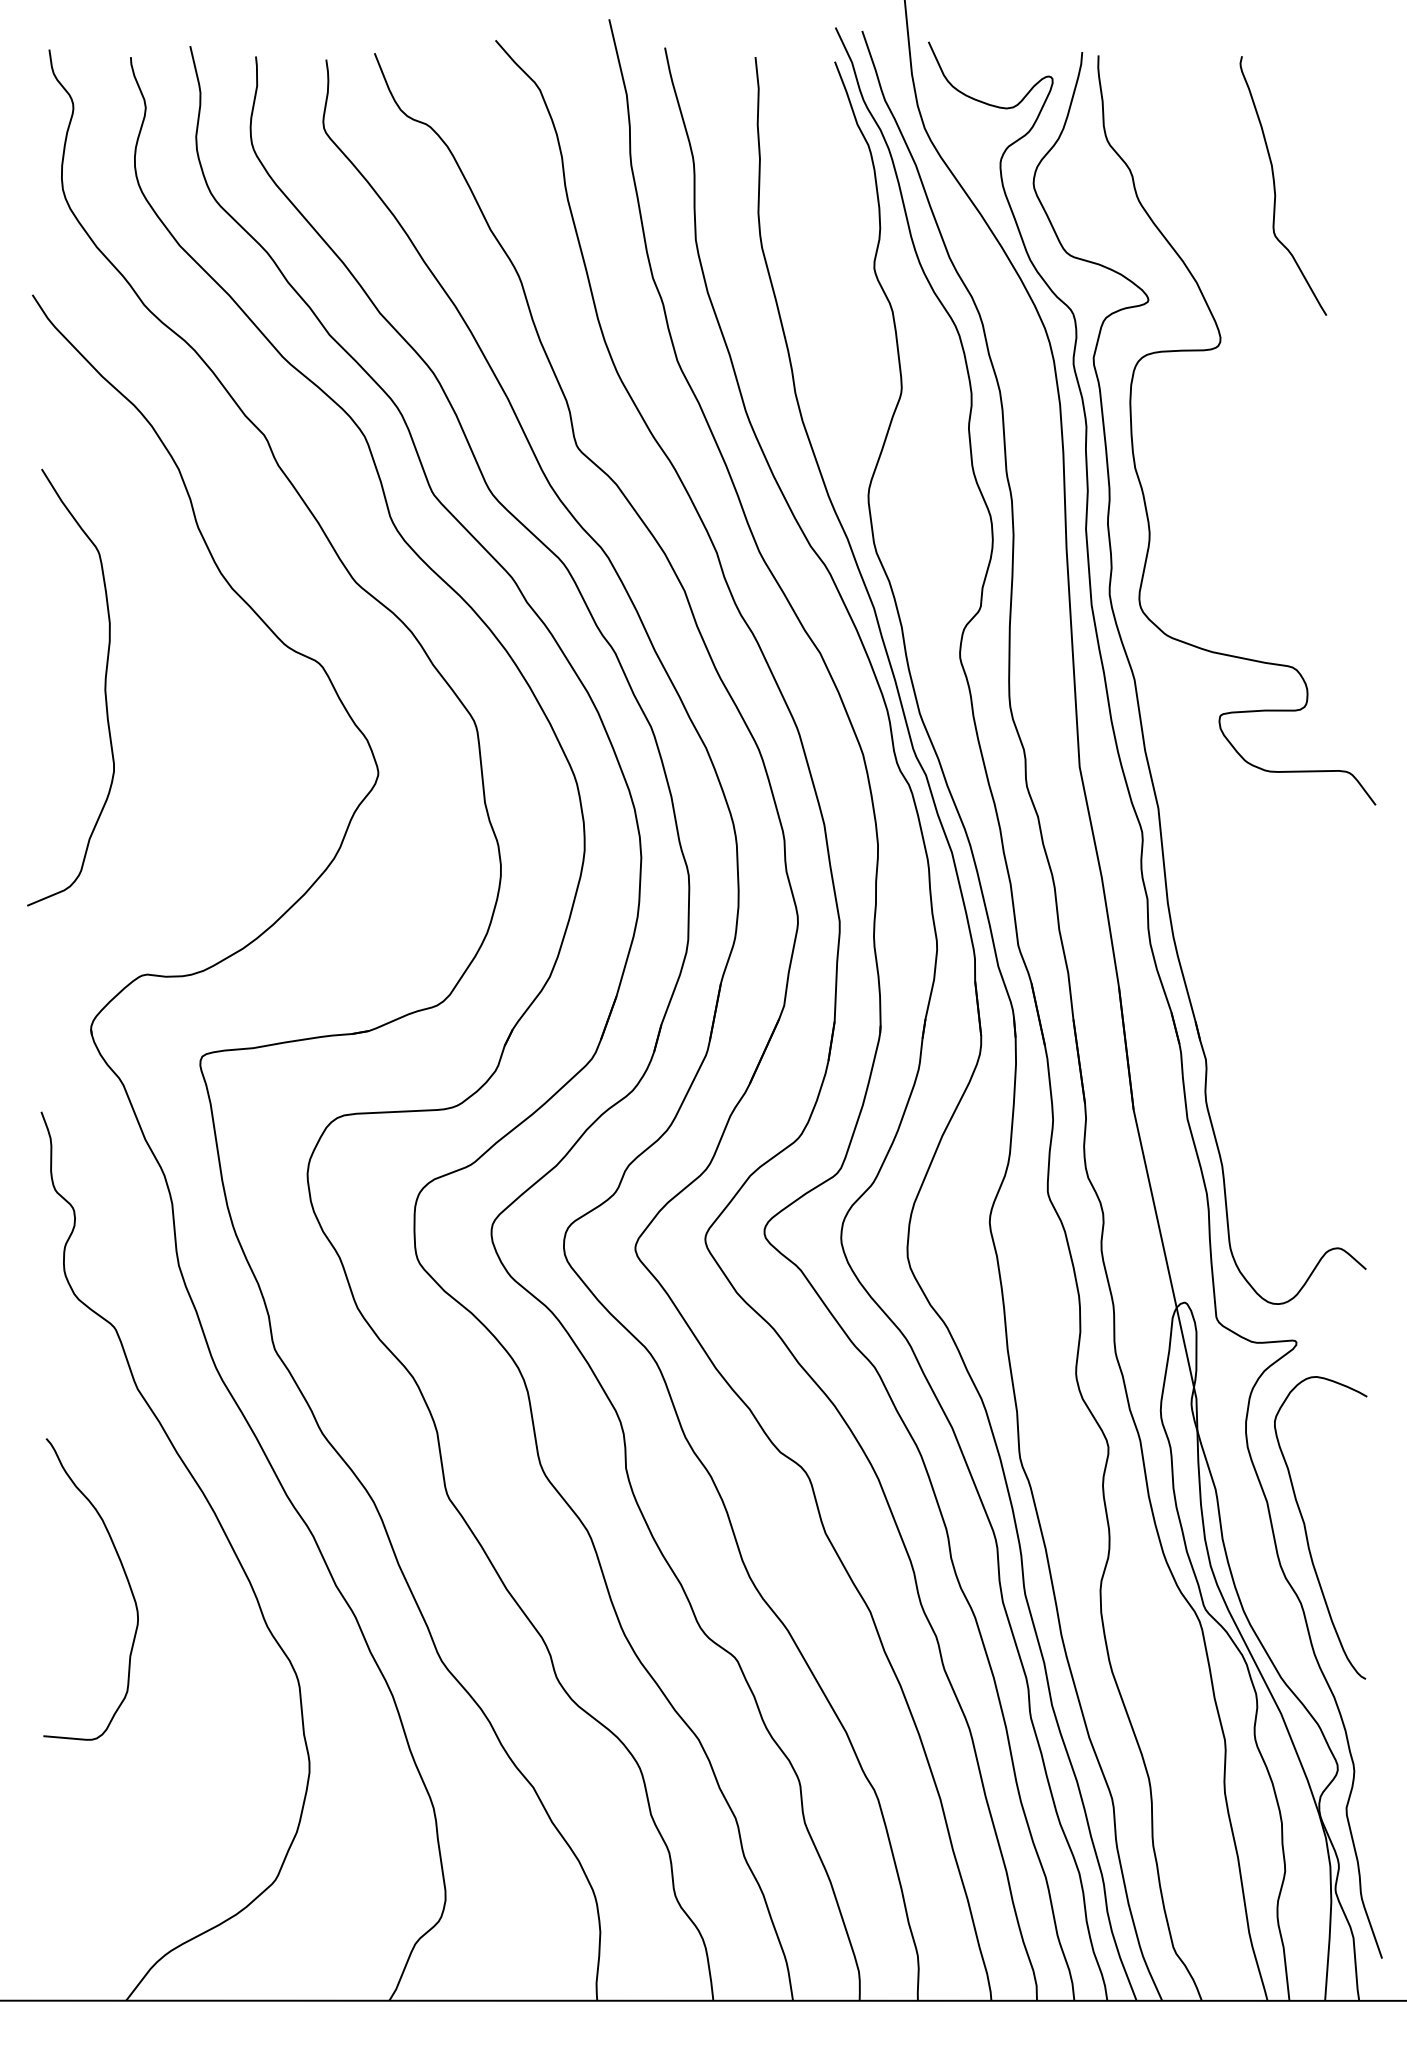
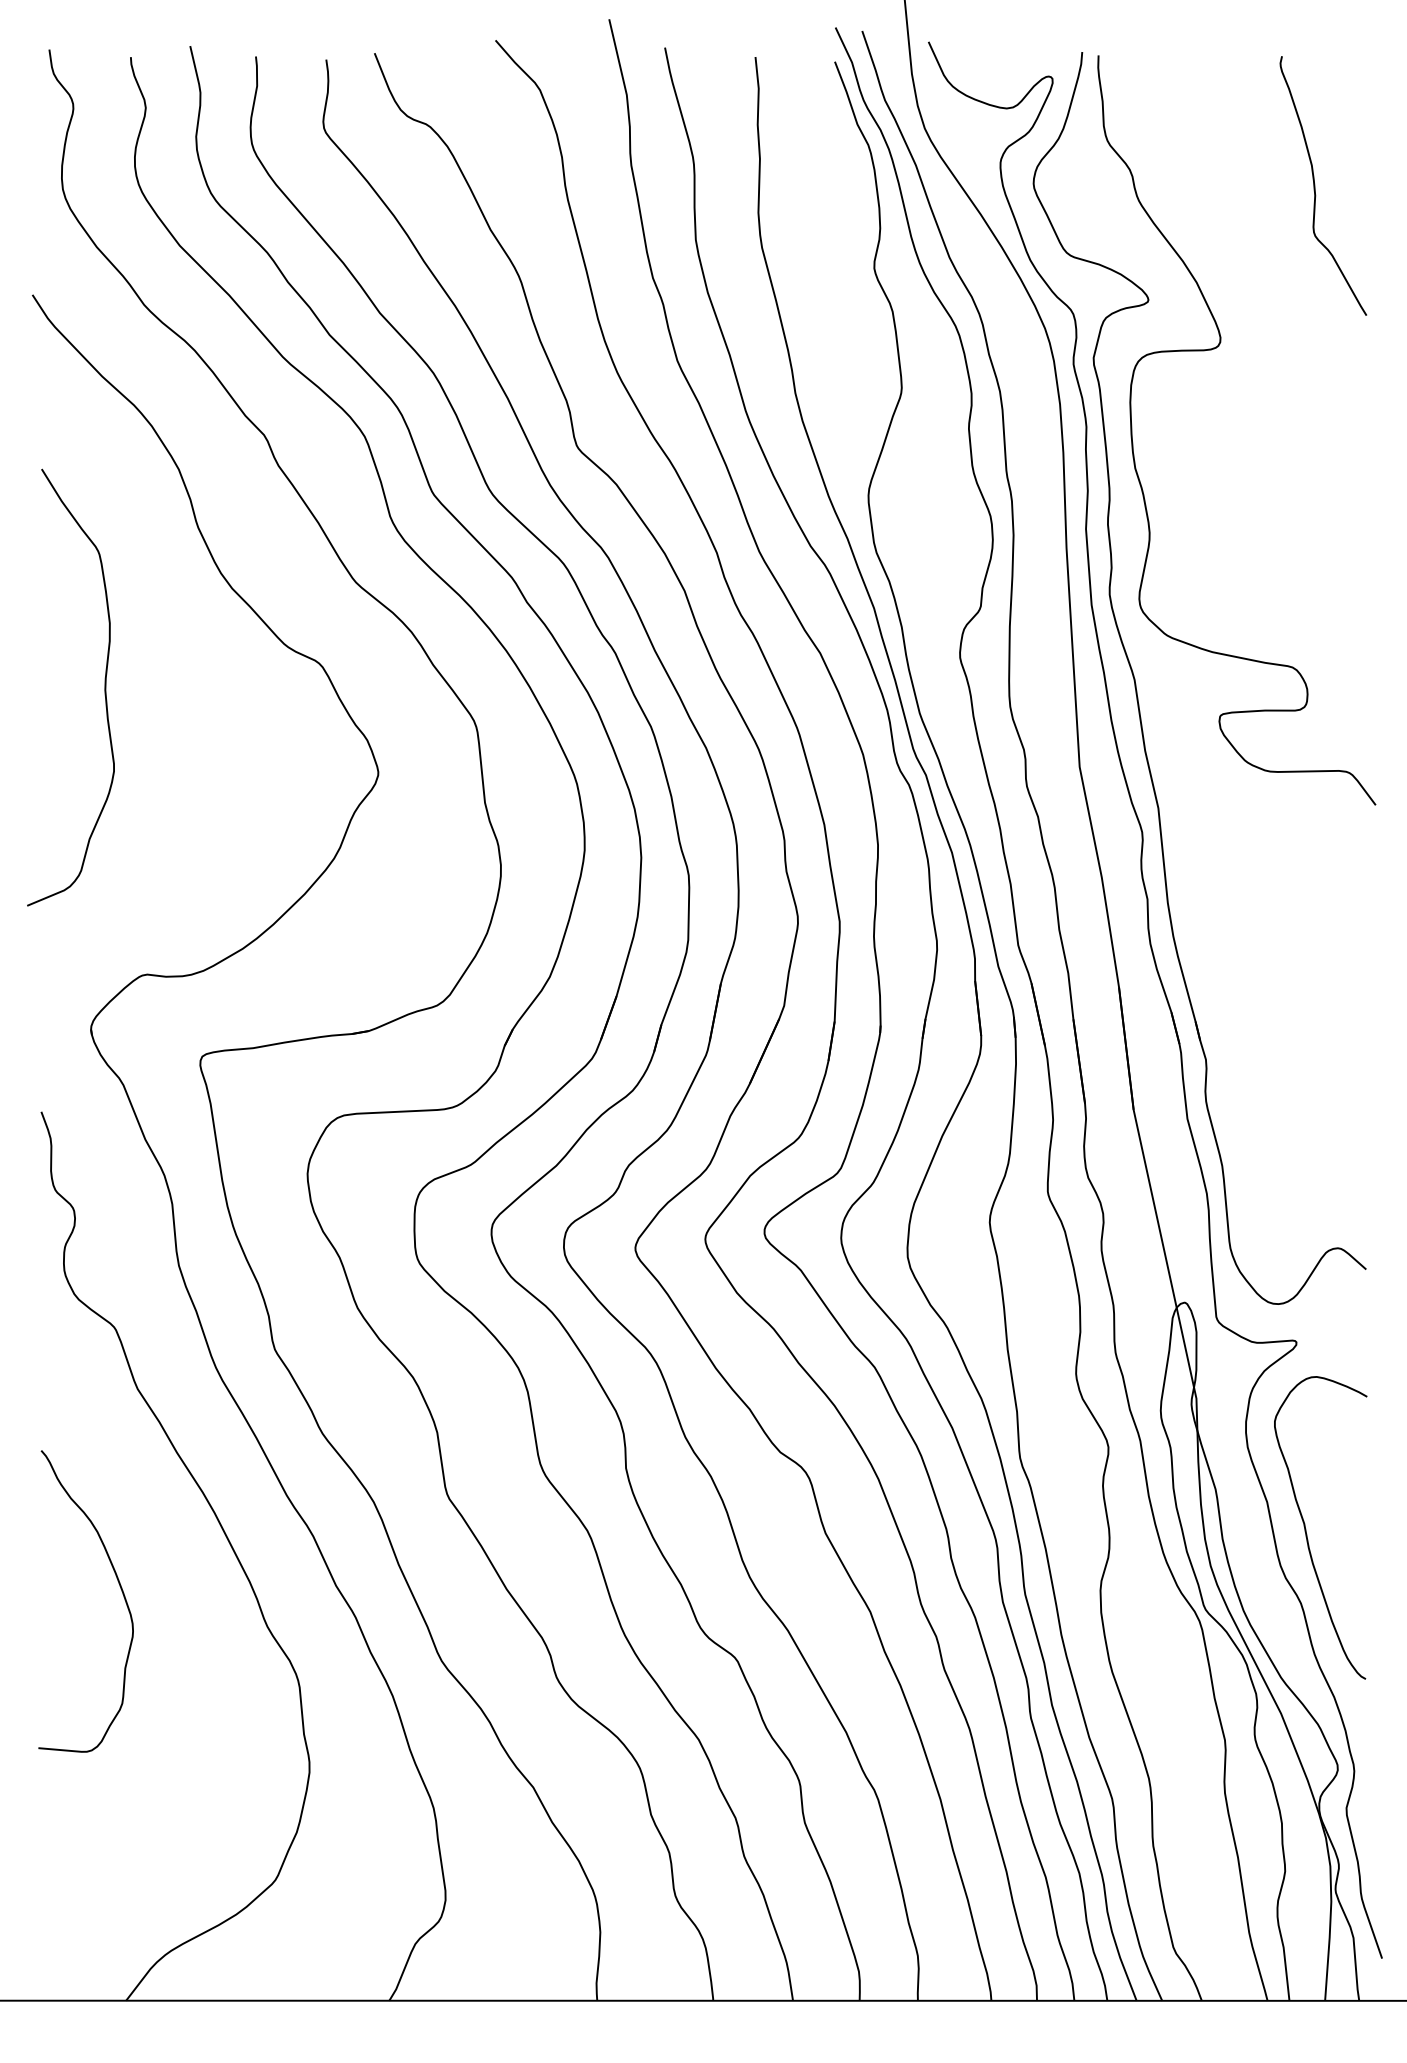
curve position: (1275, 185) -> (1315, 185) (1315, 185)
curve position: (125, 1577) -> (120, 1589) (120, 1589)
